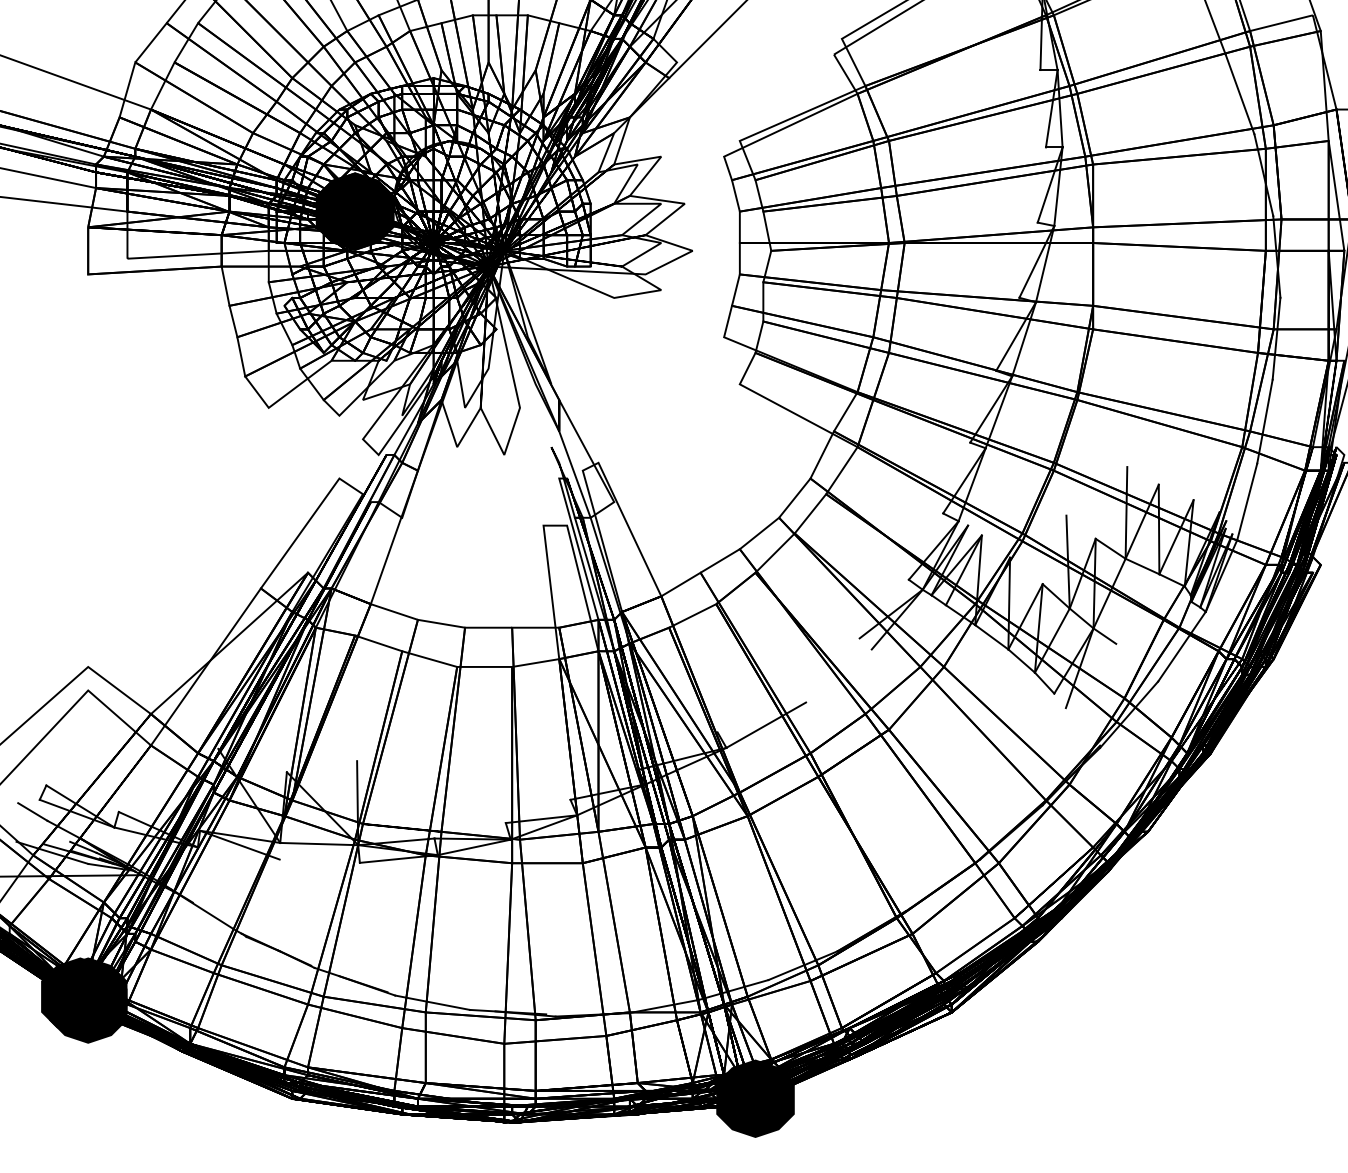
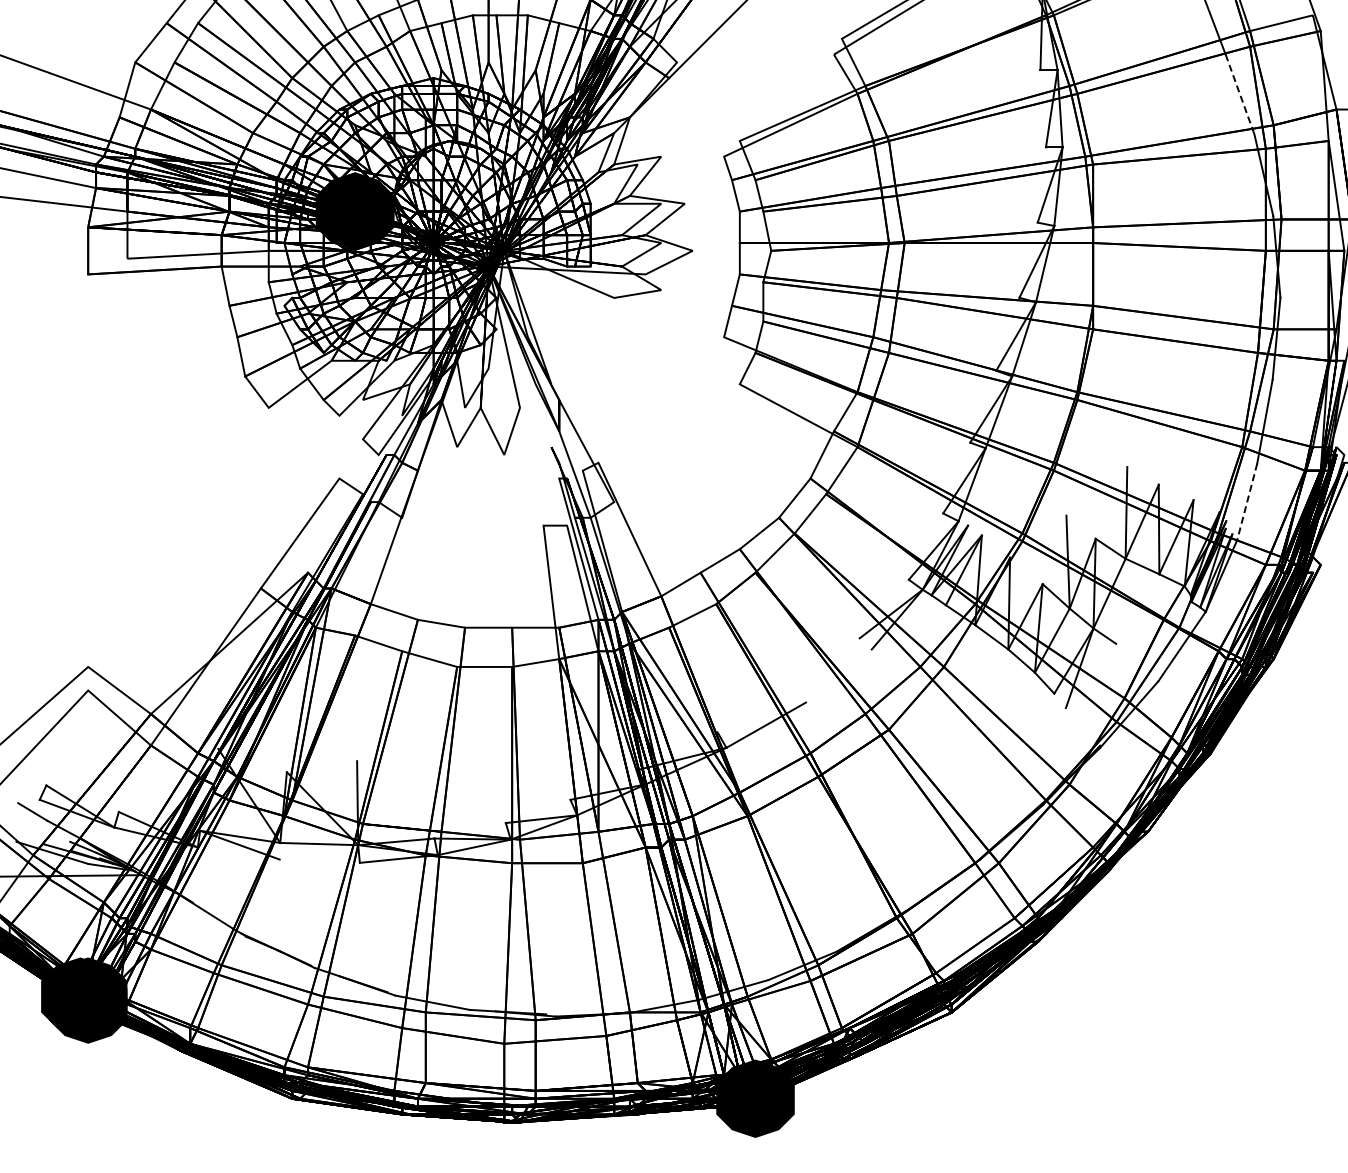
line: solid -> dashed (1240, 94)
line: solid -> dashed (1247, 502)
